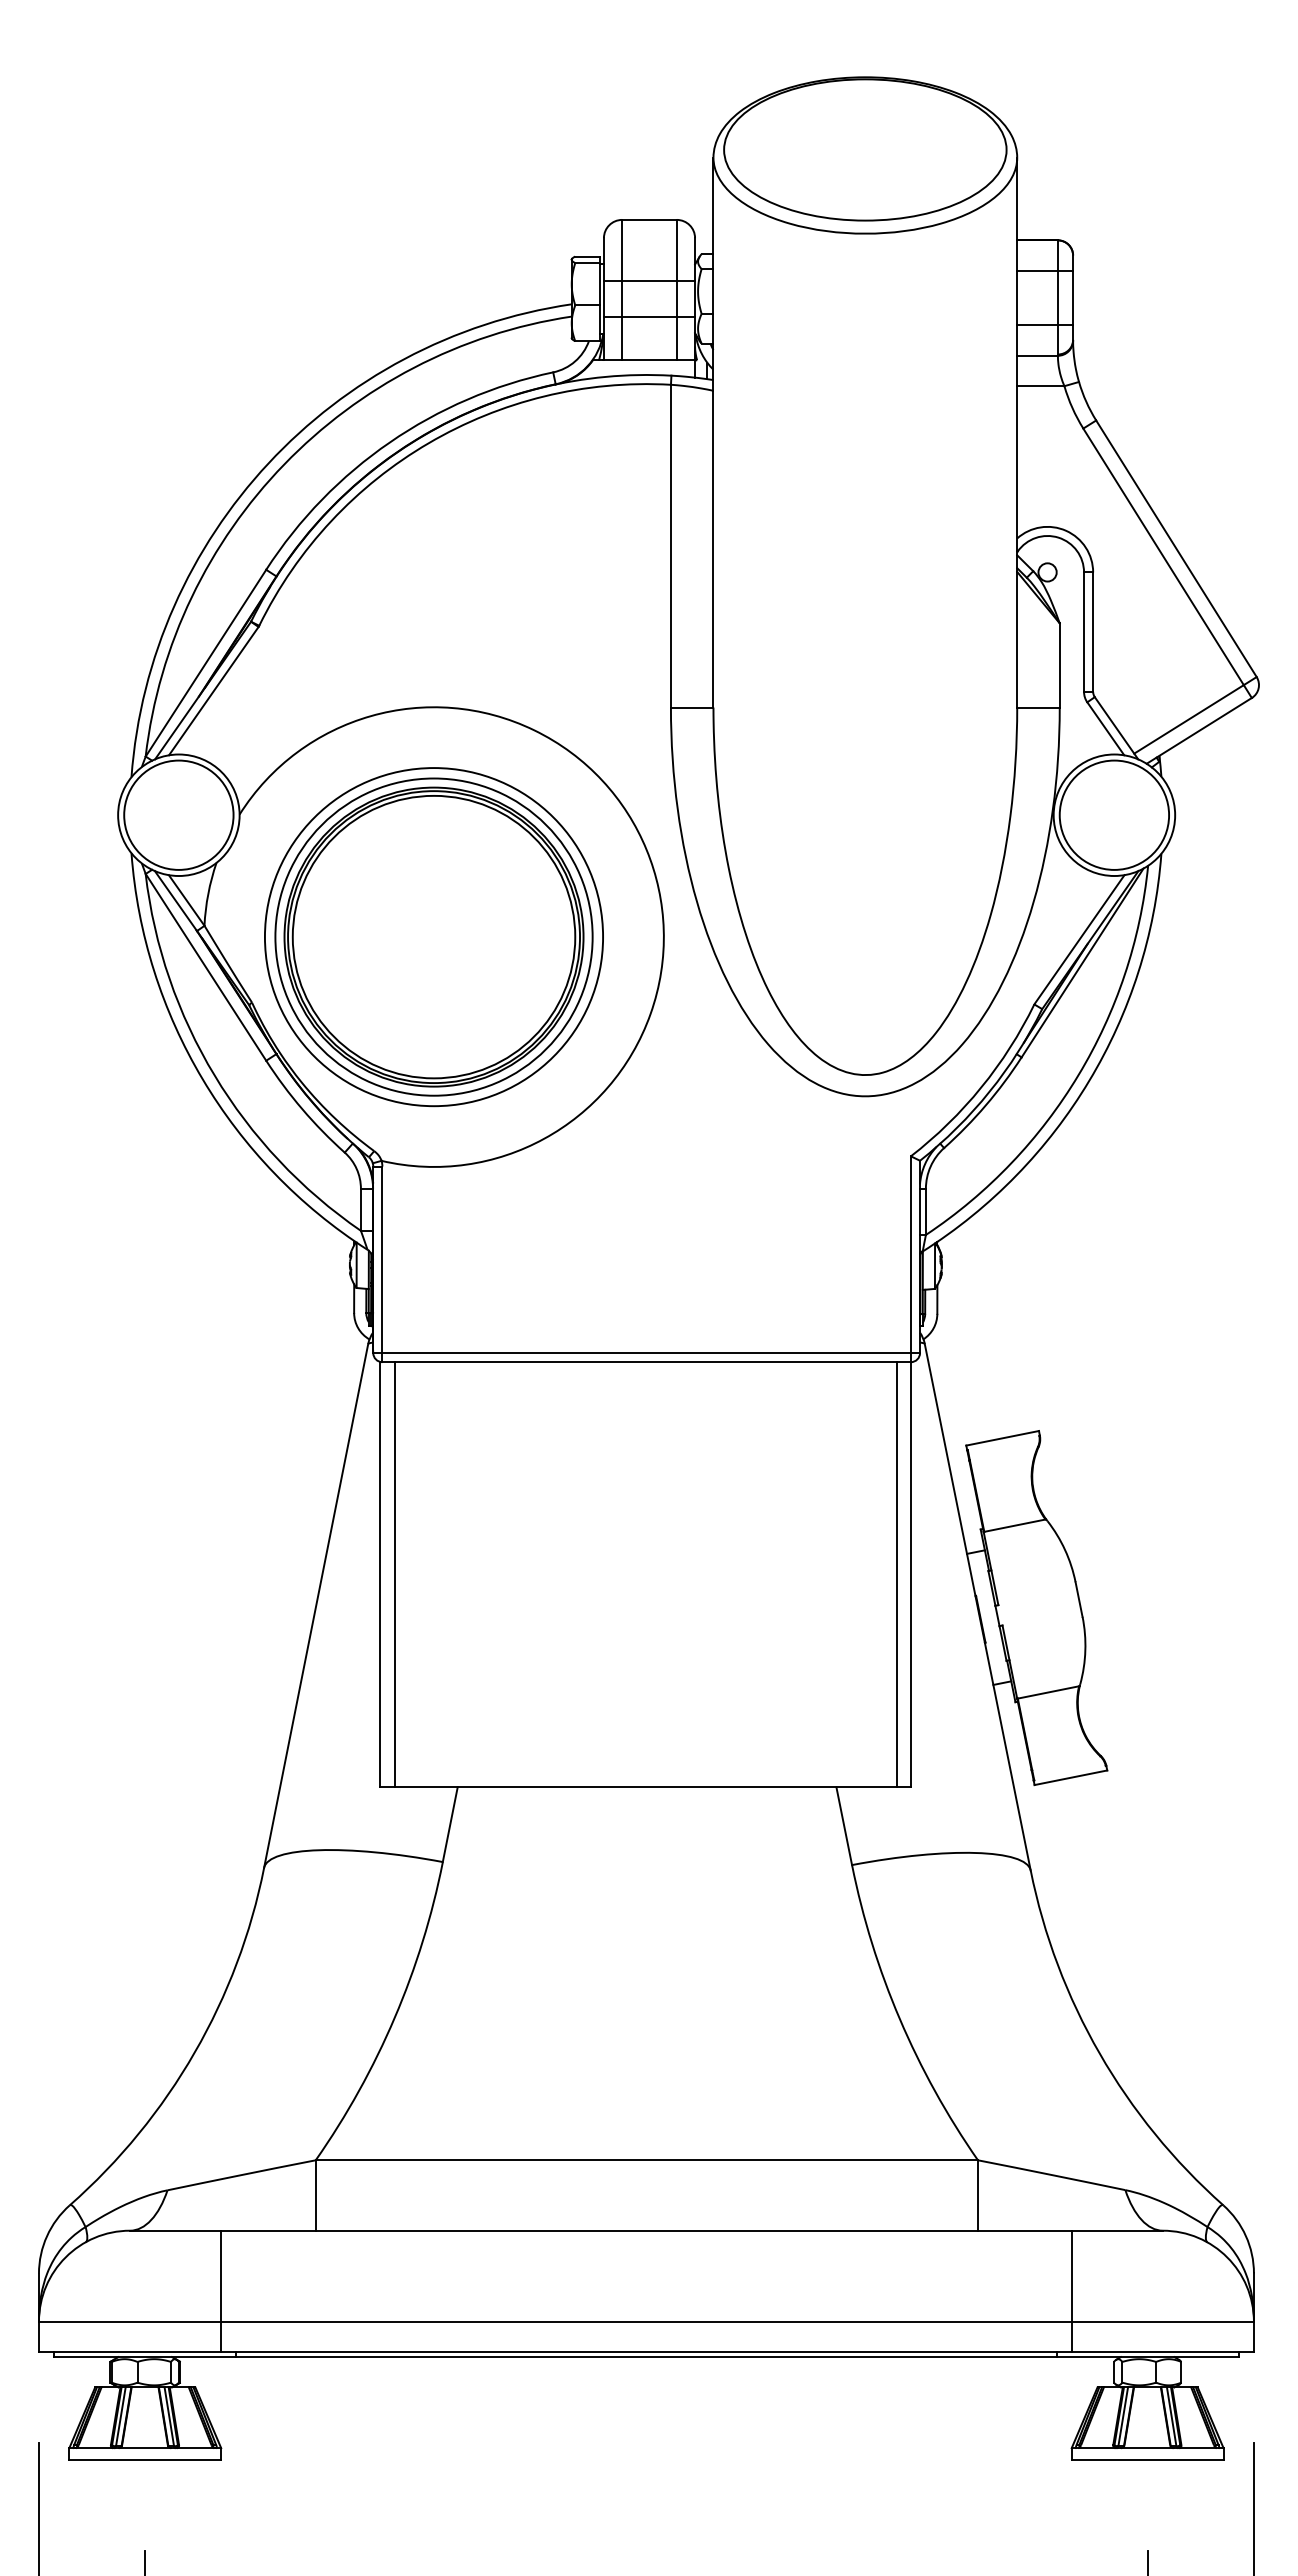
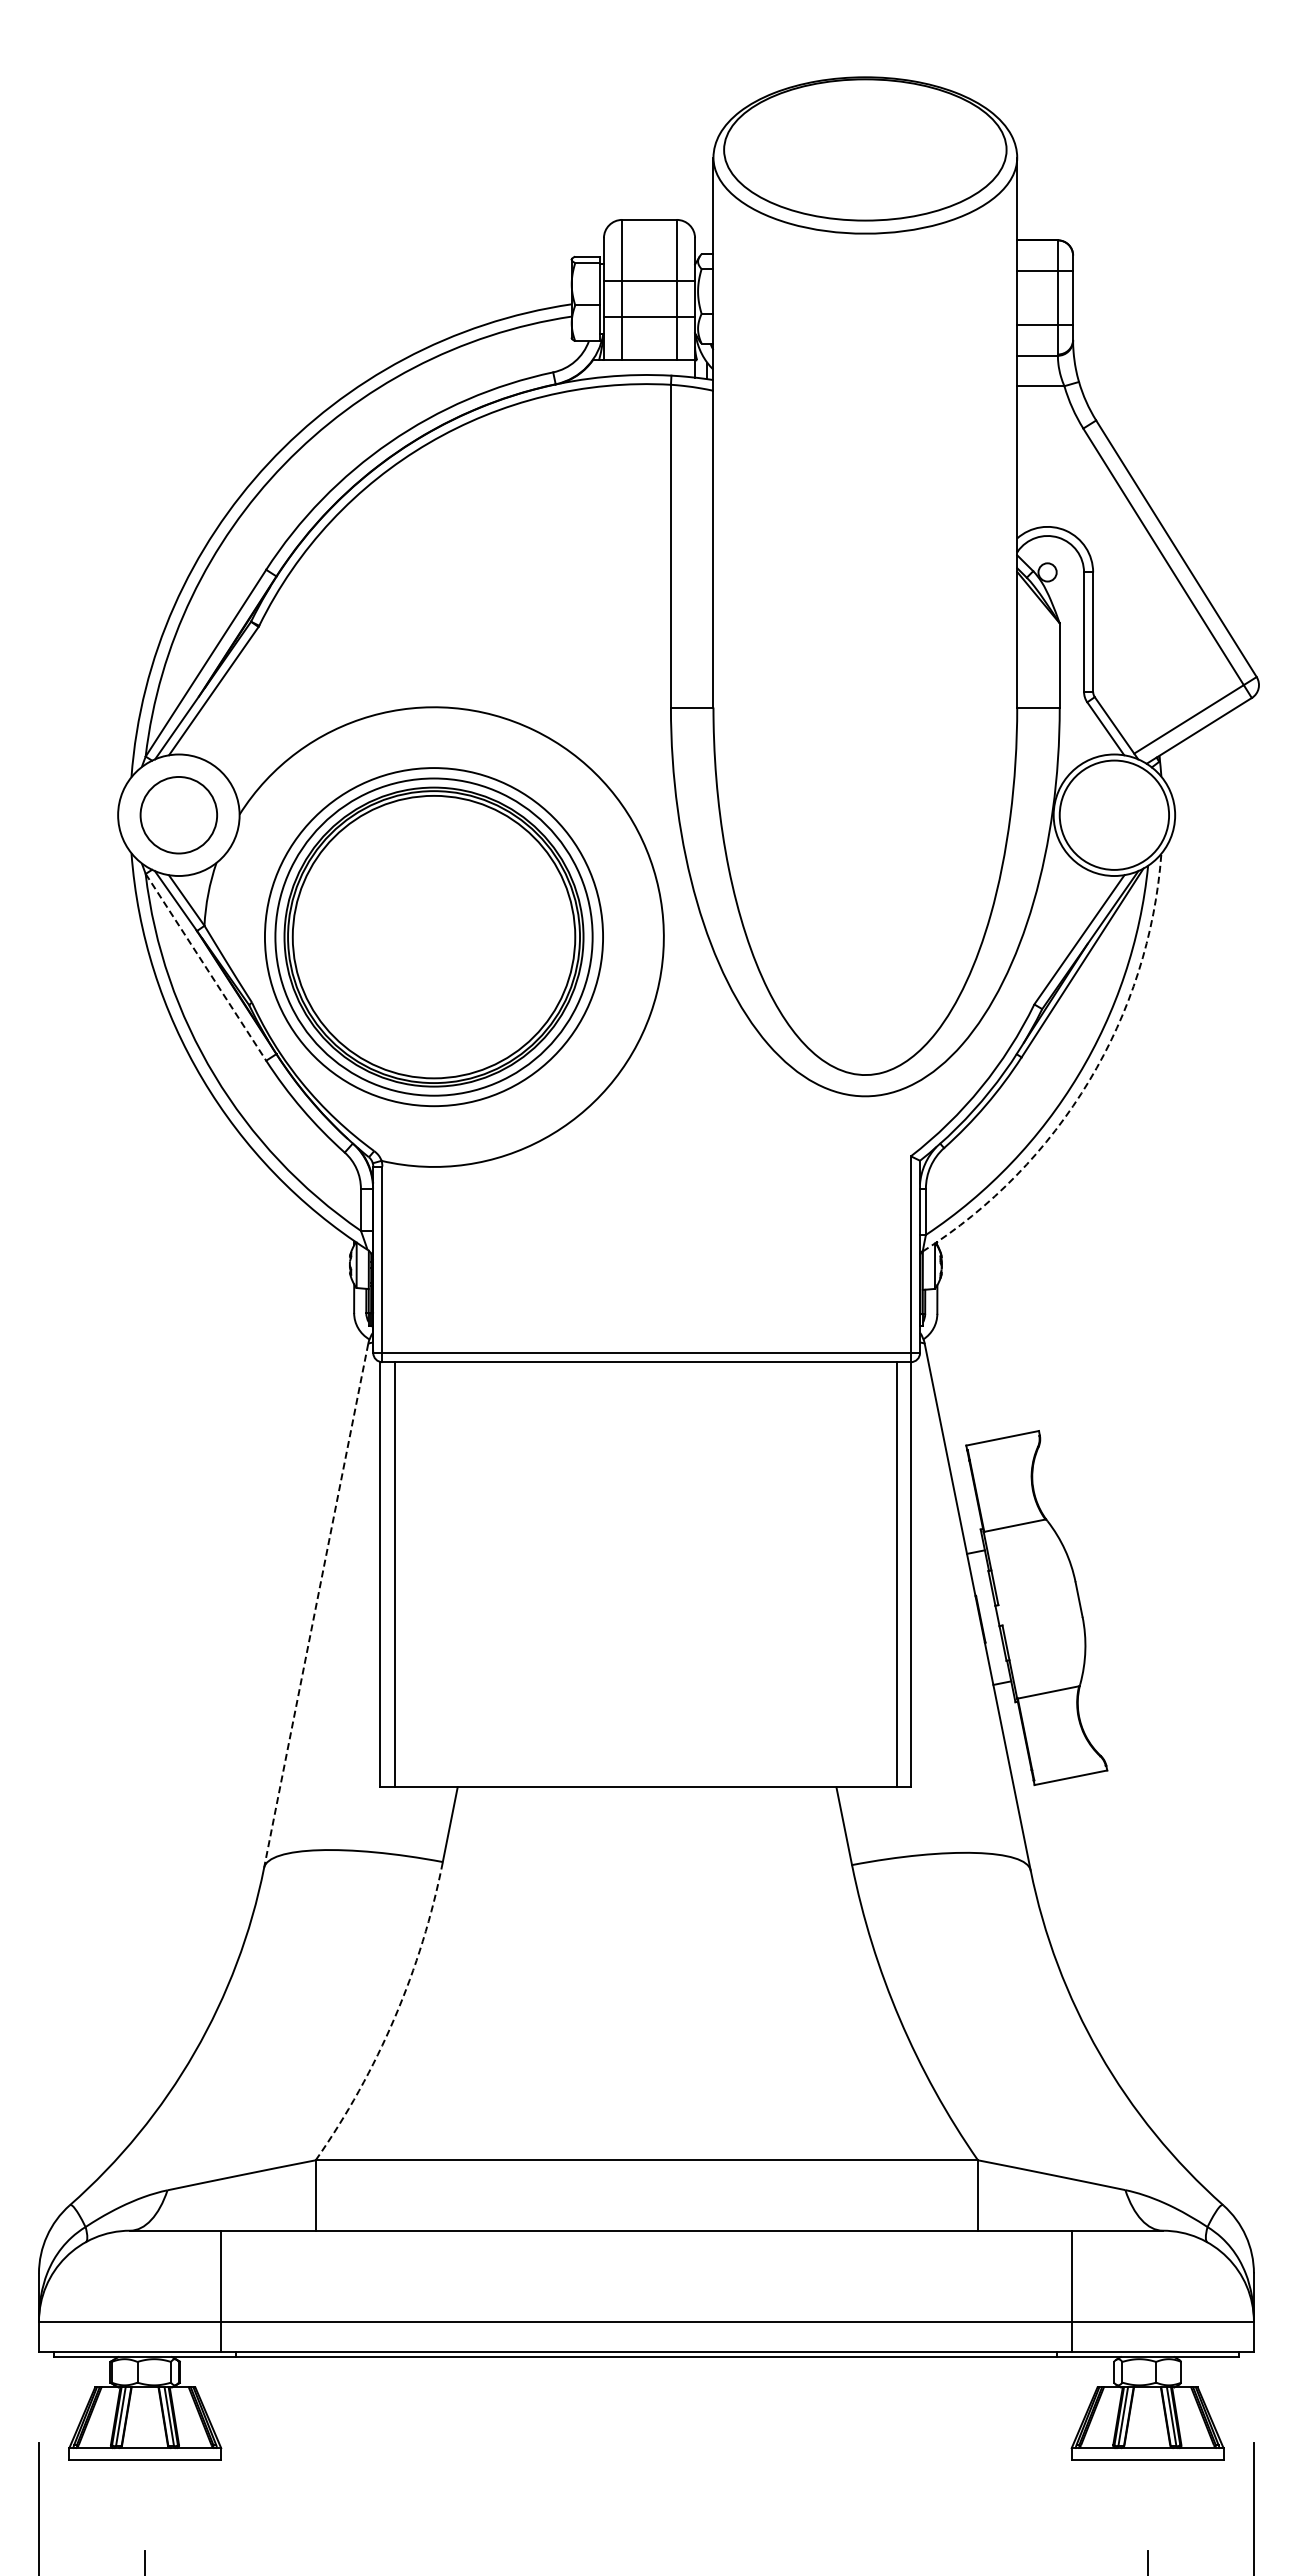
circle diameter: 109 px -> 77 px (178, 814)
line: solid -> dashed (206, 967)
arc: solid -> dashed (1089, 1080)
line: solid -> dashed (316, 1606)
arc: solid -> dashed (394, 2017)
